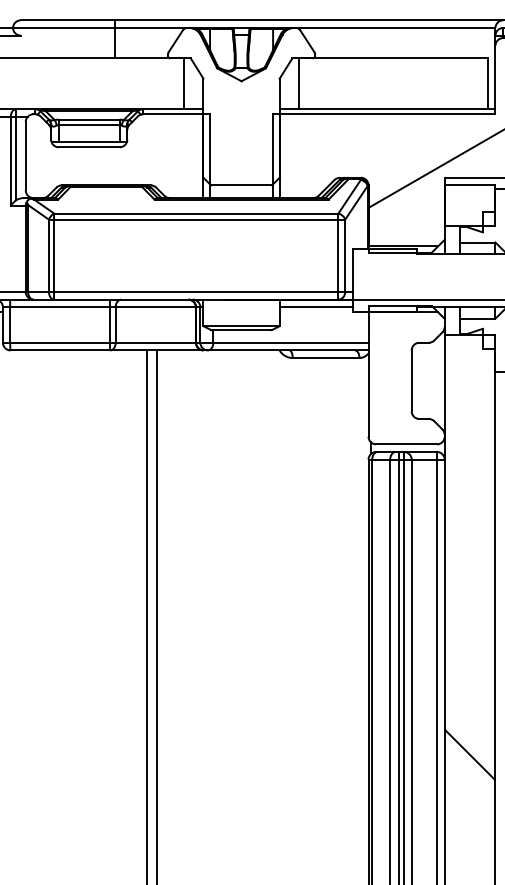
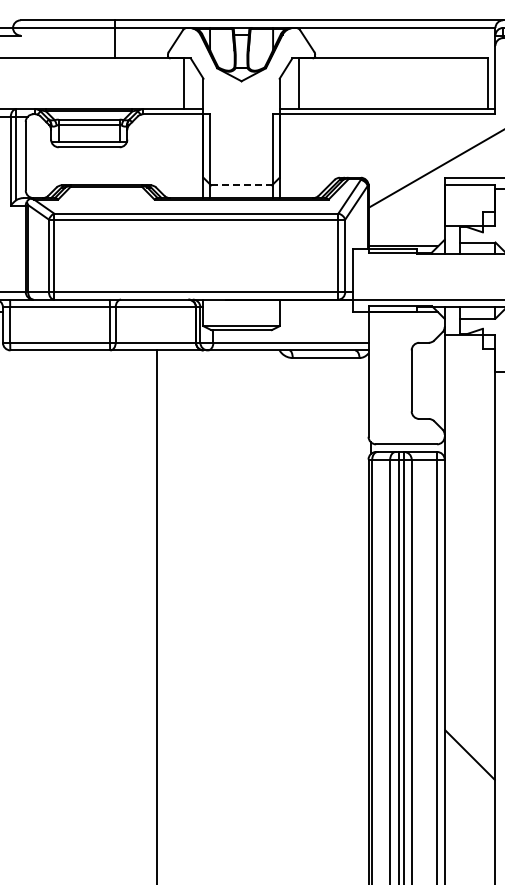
line: solid -> dashed (242, 185)
line: present -> none (316, 307)
line: present -> none (146, 615)
